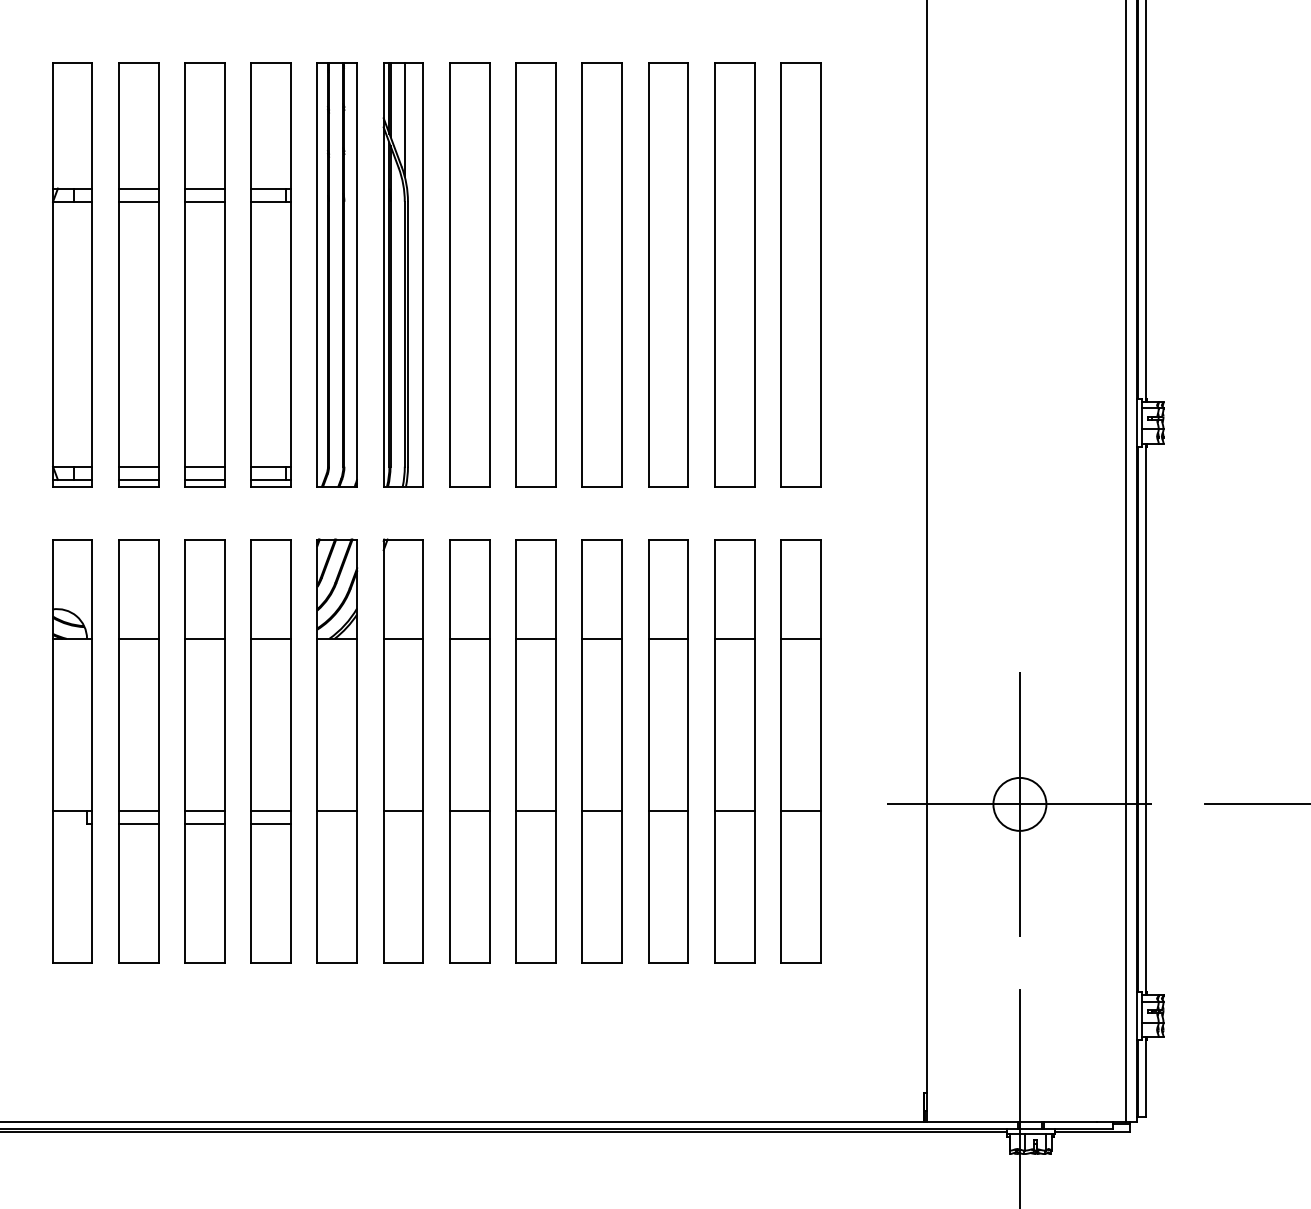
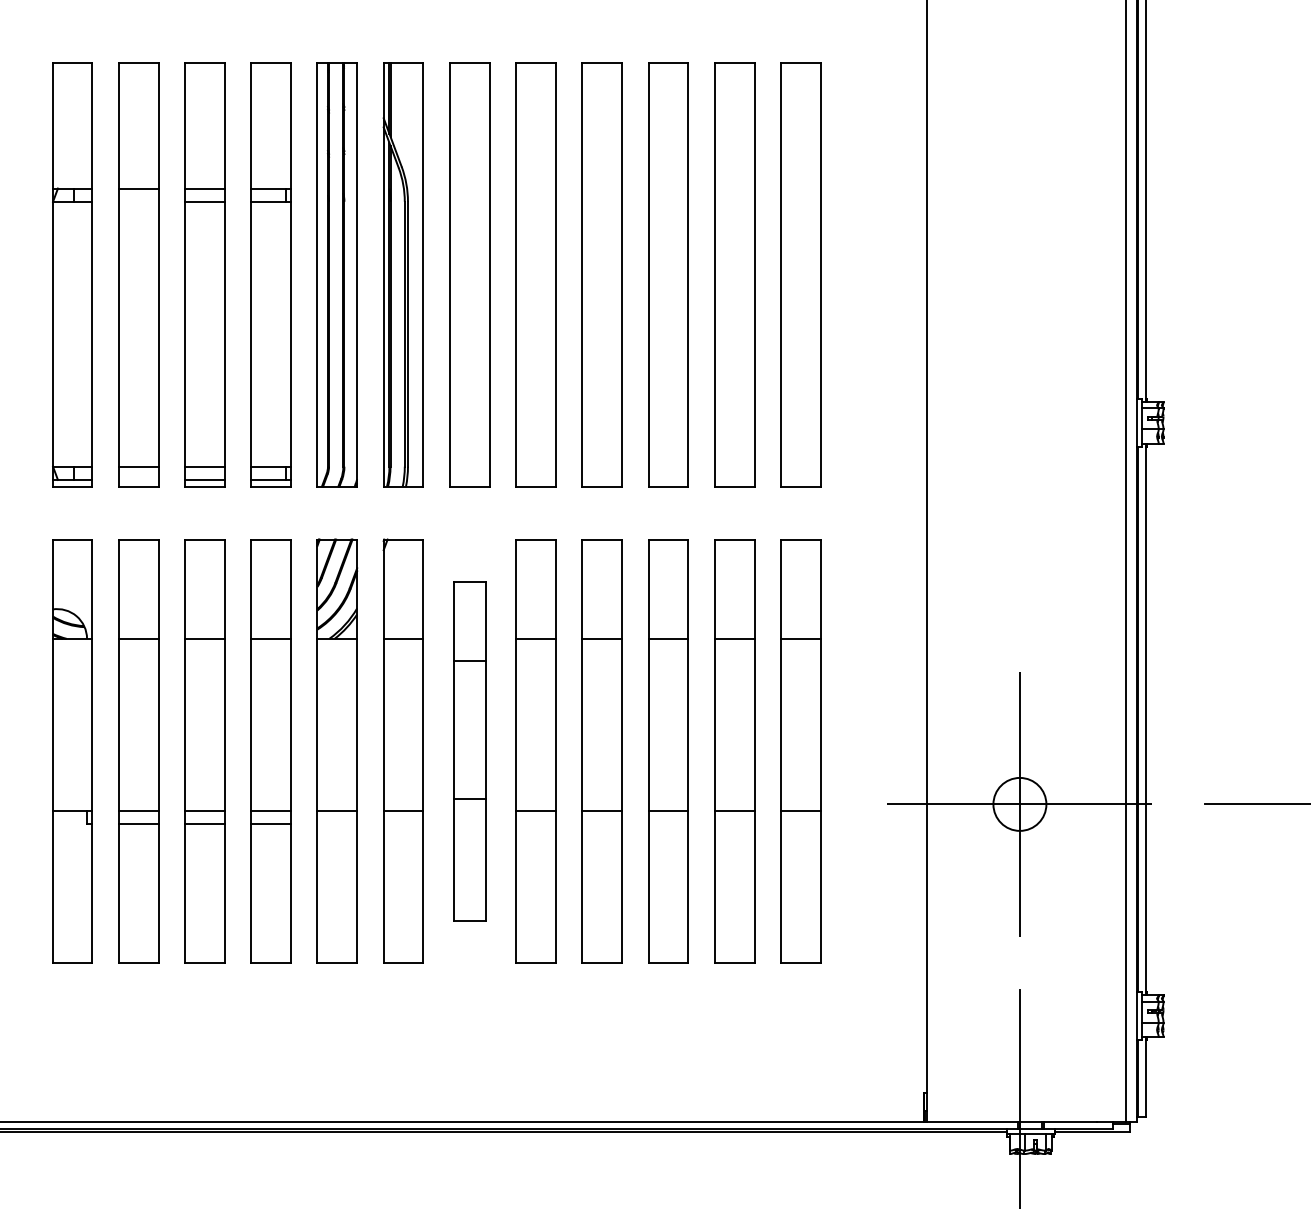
line: present -> none (404, 119)
line: present -> none (138, 201)
line: present -> none (138, 479)
part size: 42x425 px -> 34x341 px (469, 751)
